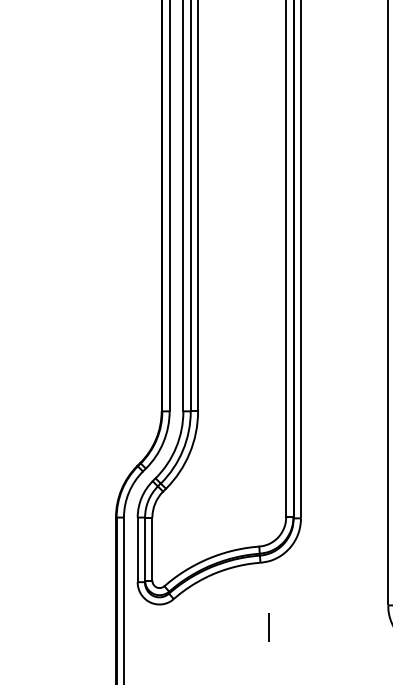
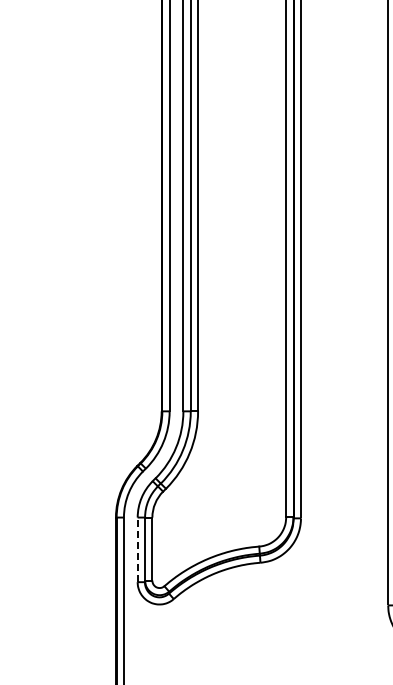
line: solid -> dashed (137, 549)
line: present -> none (268, 627)
